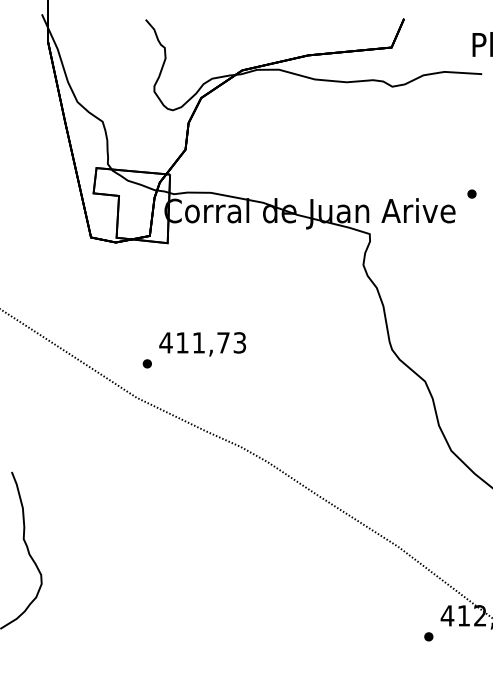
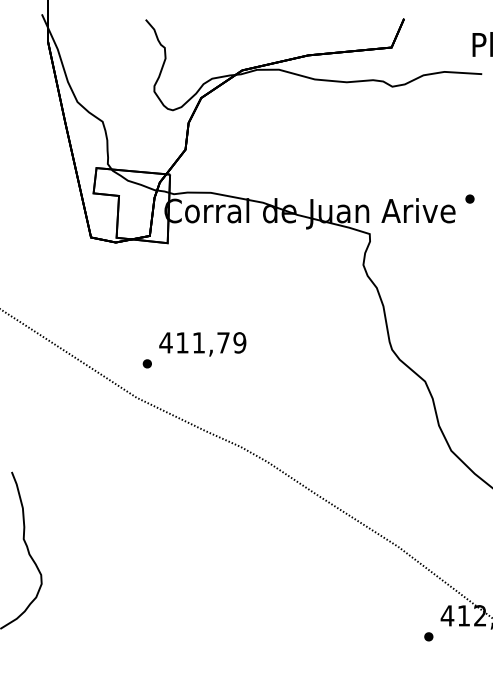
part position: (471, 193) -> (469, 198) (469, 198)
text: 411,73 -> 411,79 (239, 342)
